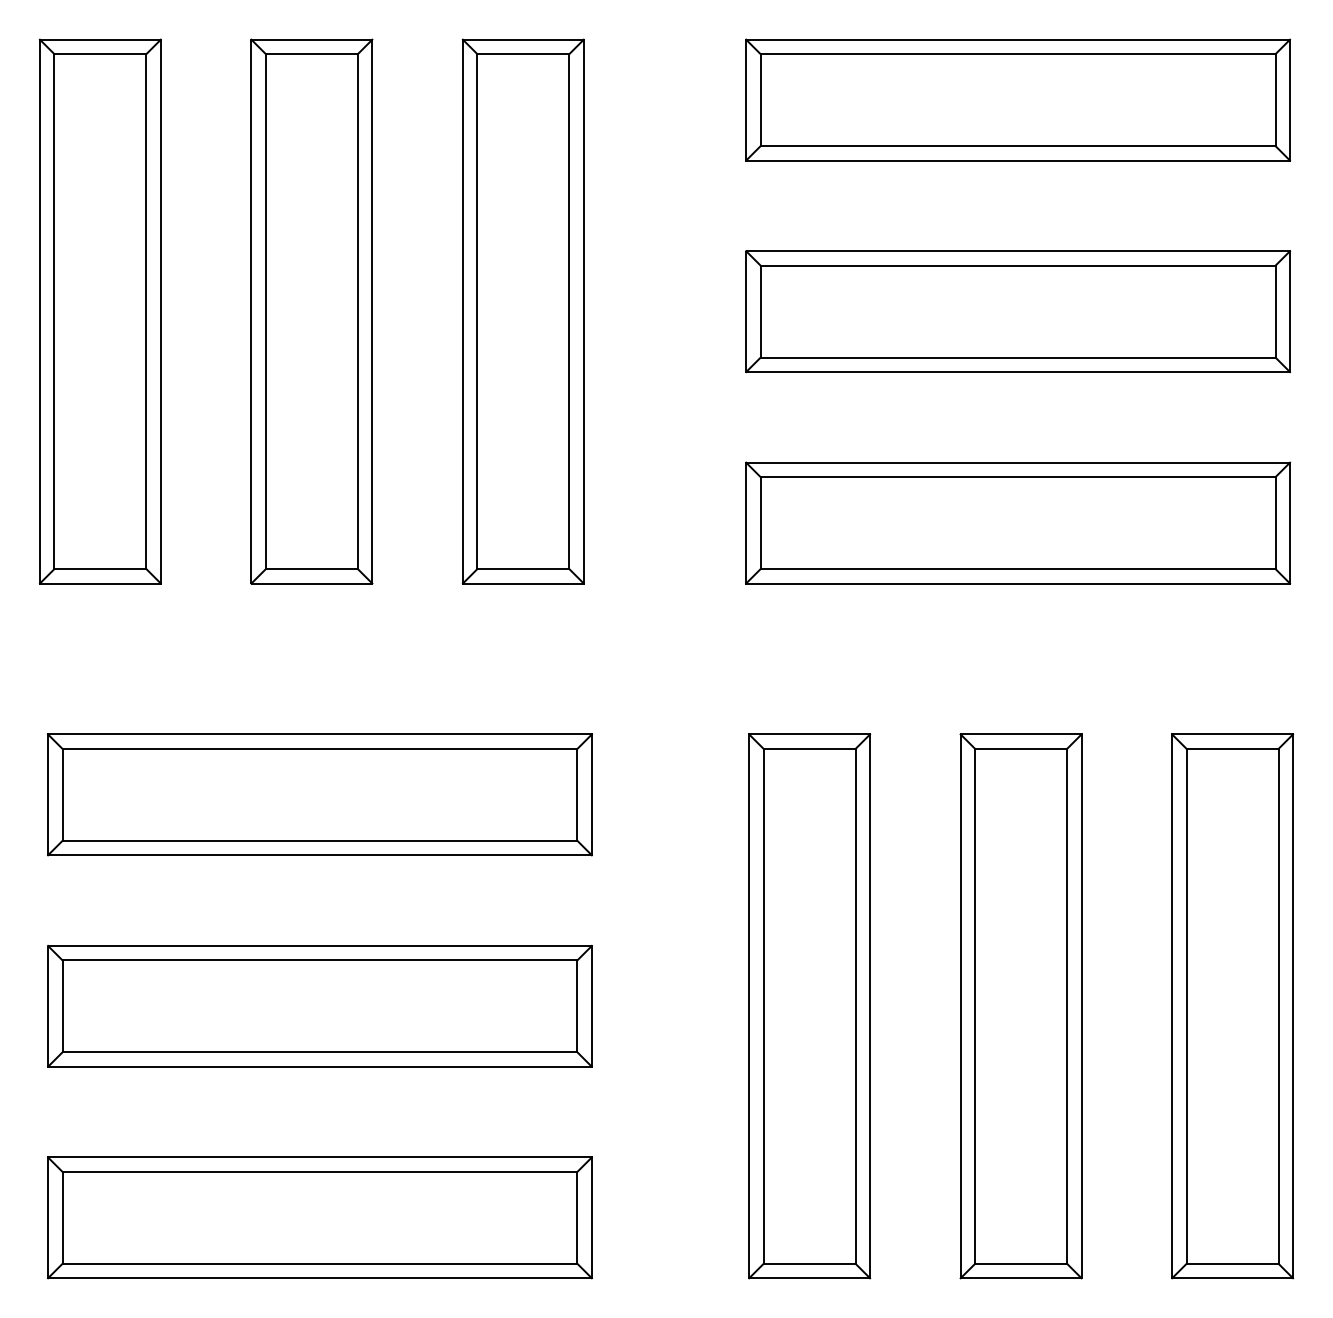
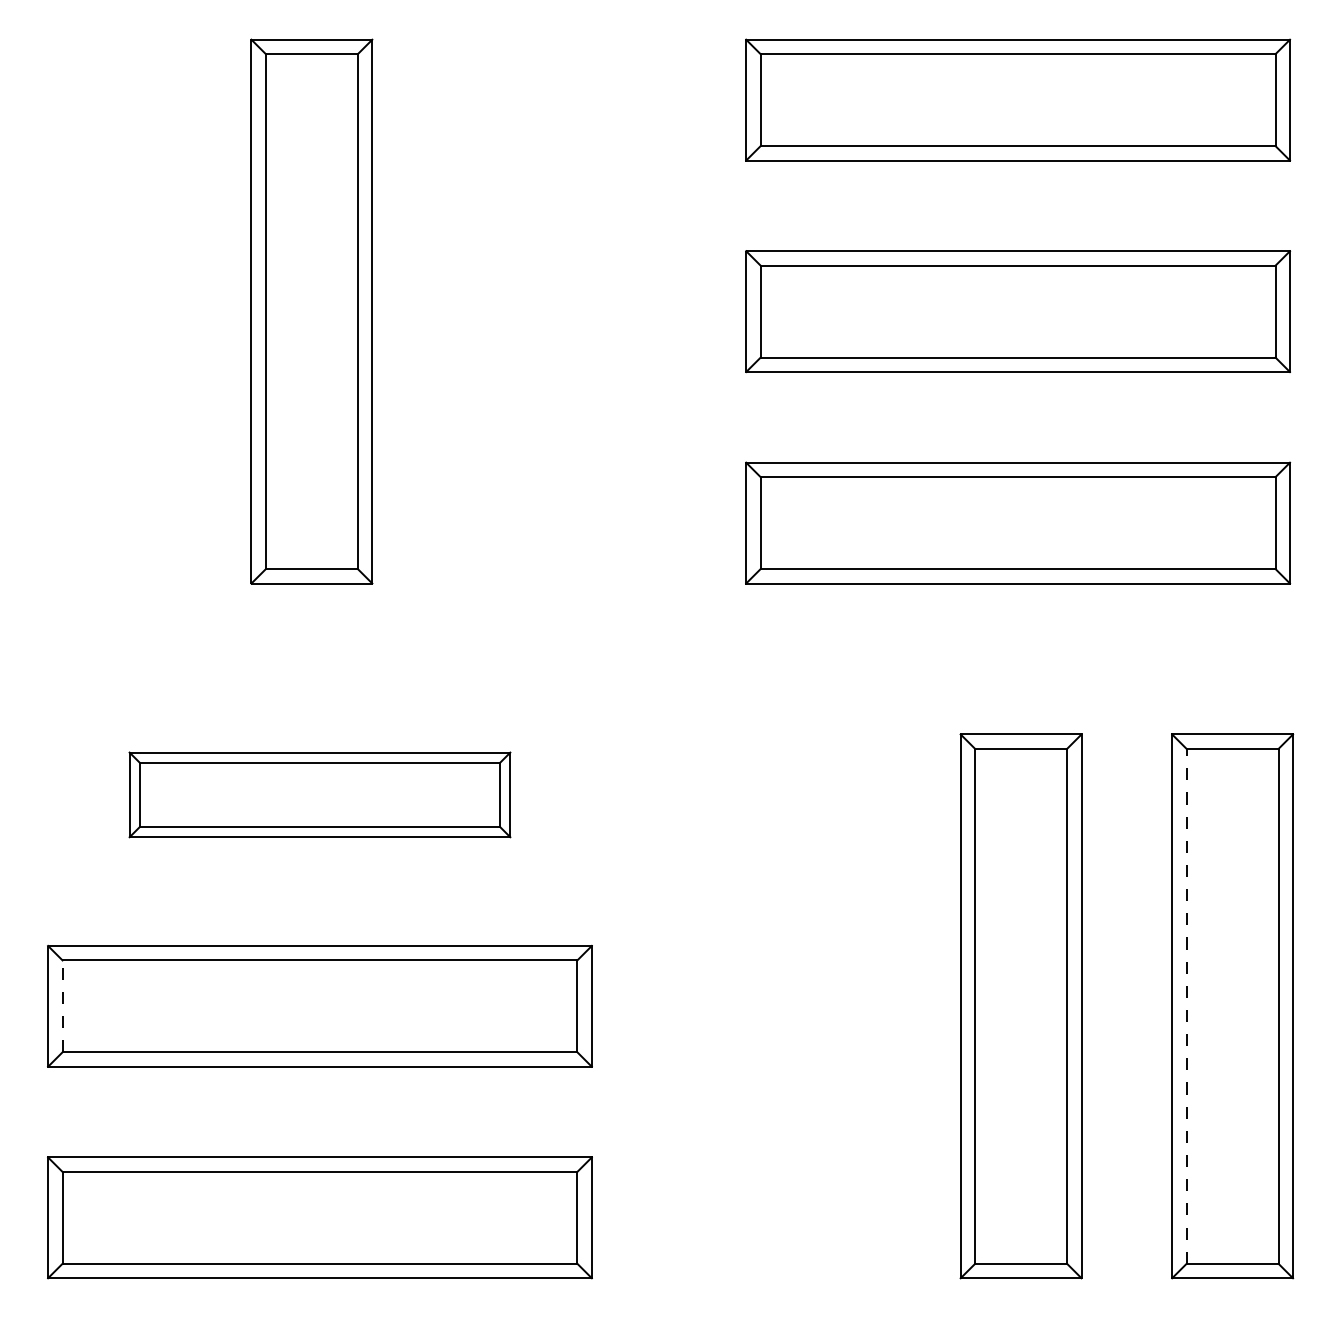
part: present -> none (99, 311)
part: present -> none (522, 311)
part size: 546x124 px -> 384x88 px (319, 794)
line: solid -> dashed (1186, 1005)
line: solid -> dashed (62, 1006)
part: present -> none (809, 1006)
